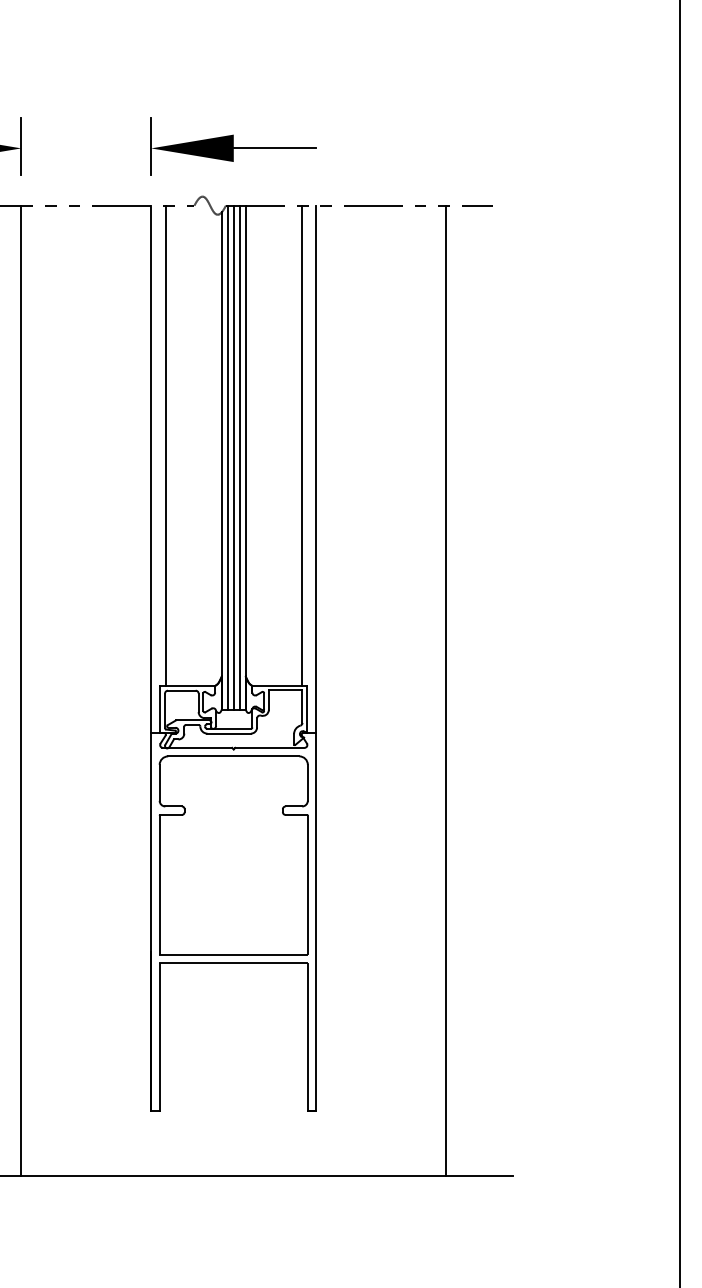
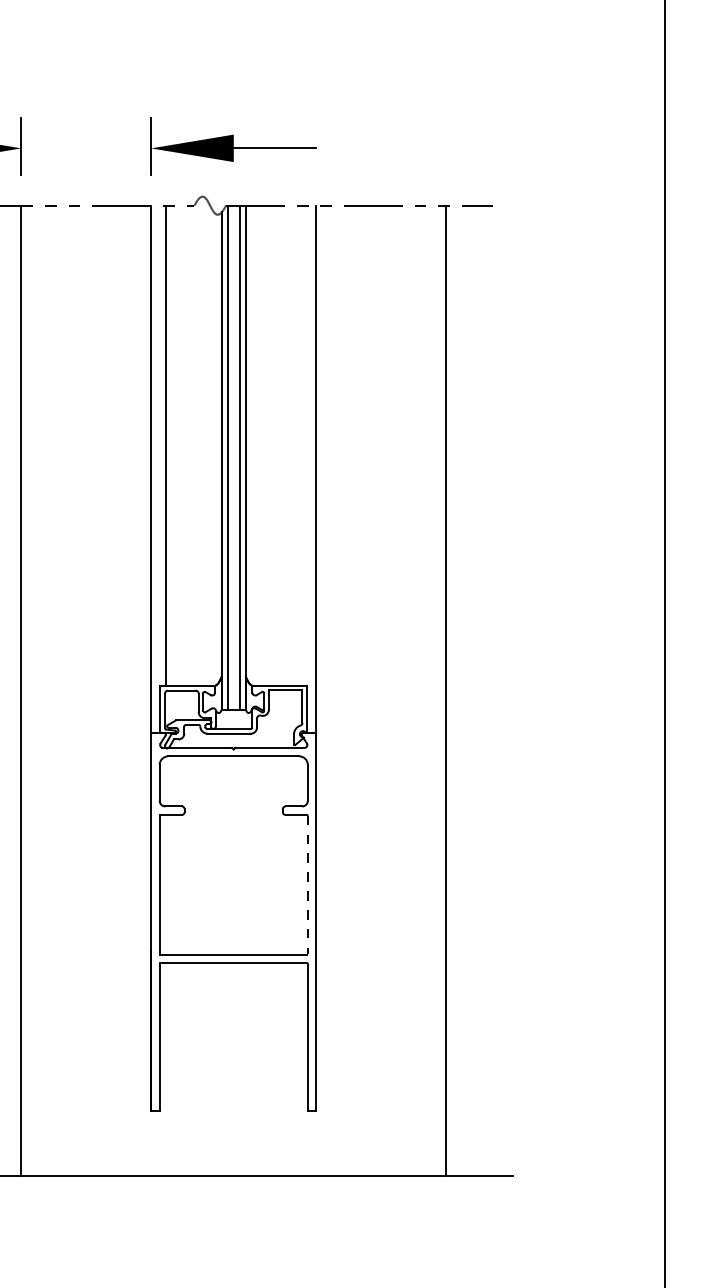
line: present -> none (301, 445)
line: present -> none (233, 457)
line position: (680, 643) -> (665, 643) (665, 643)
line: solid -> dashed (307, 885)
